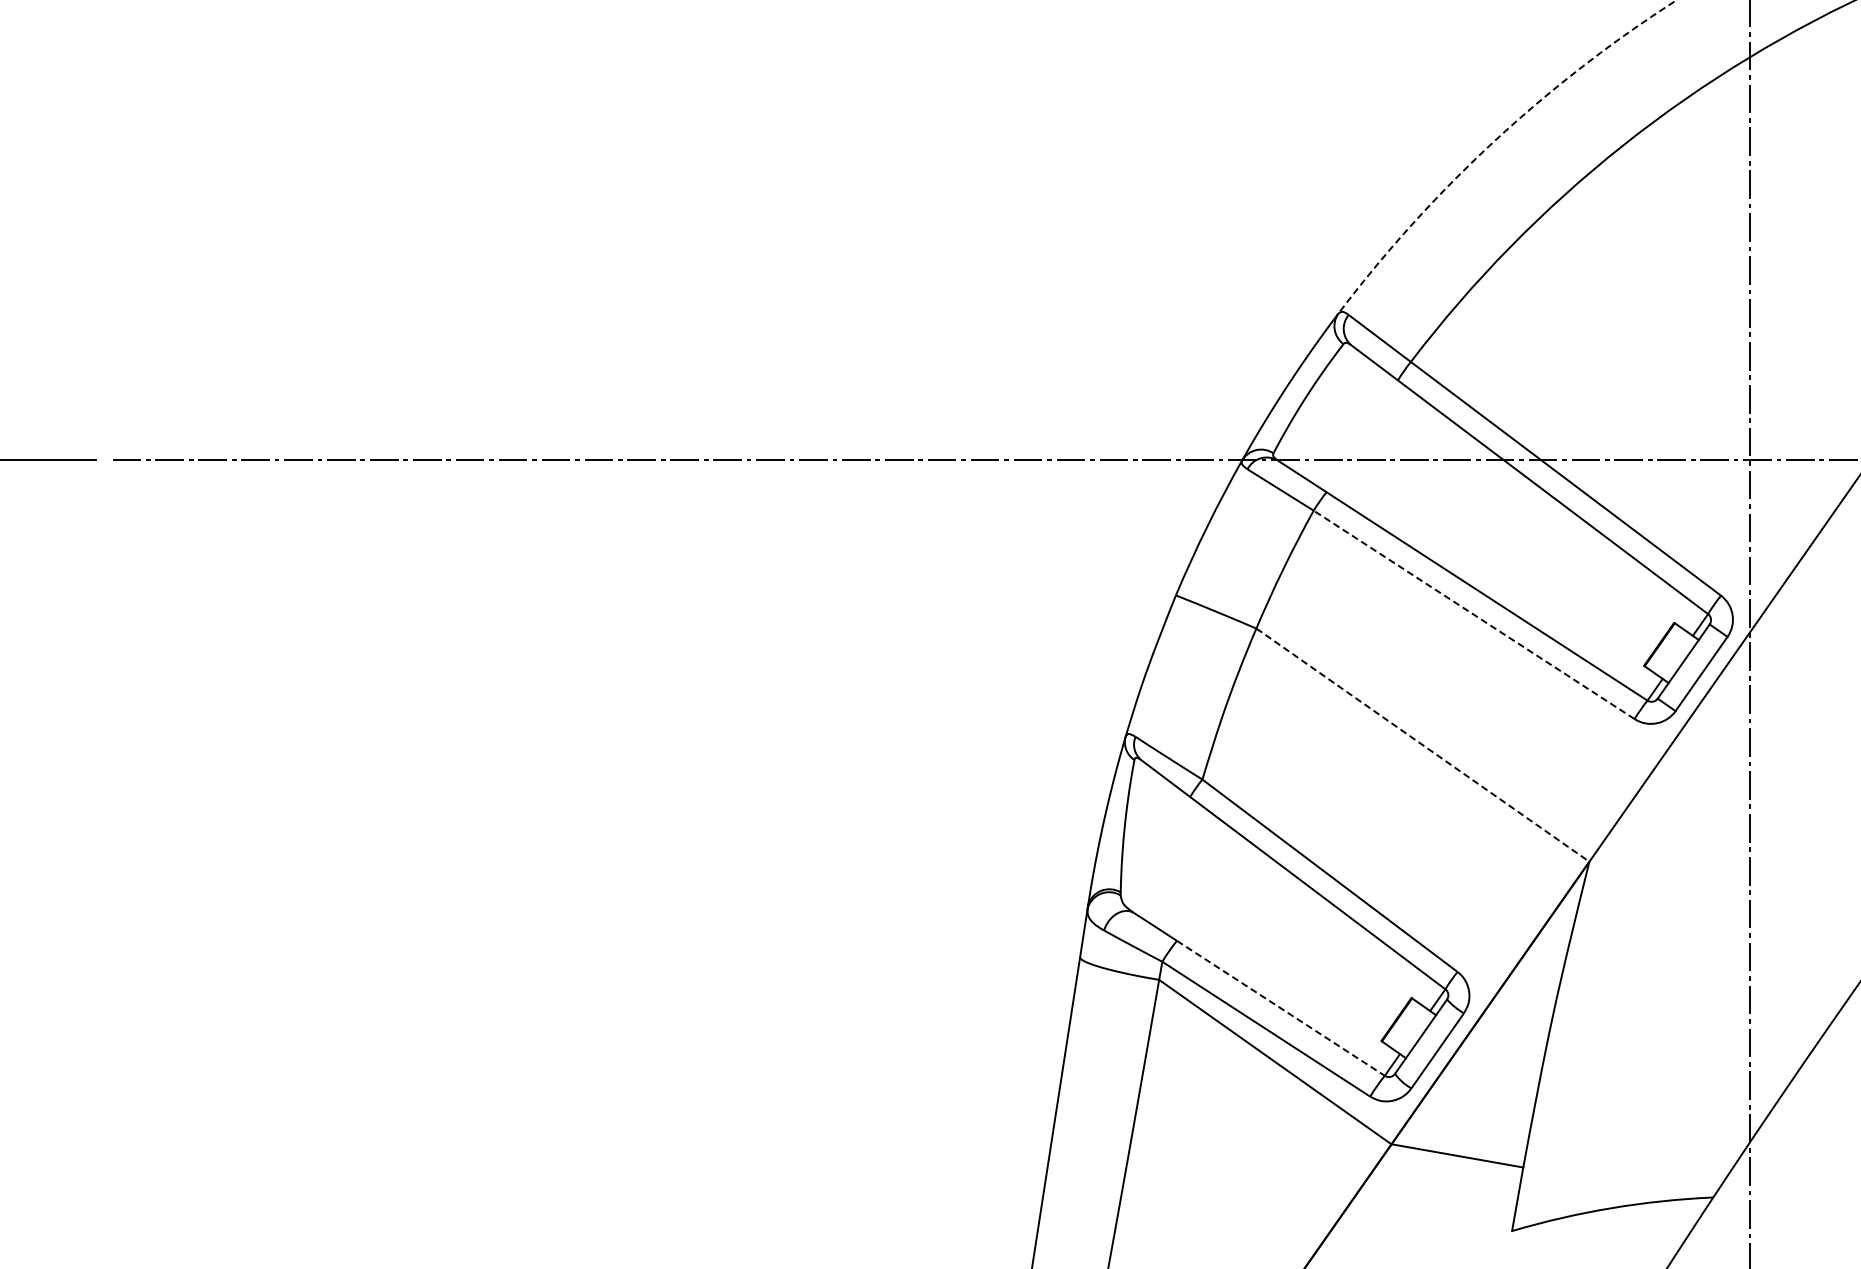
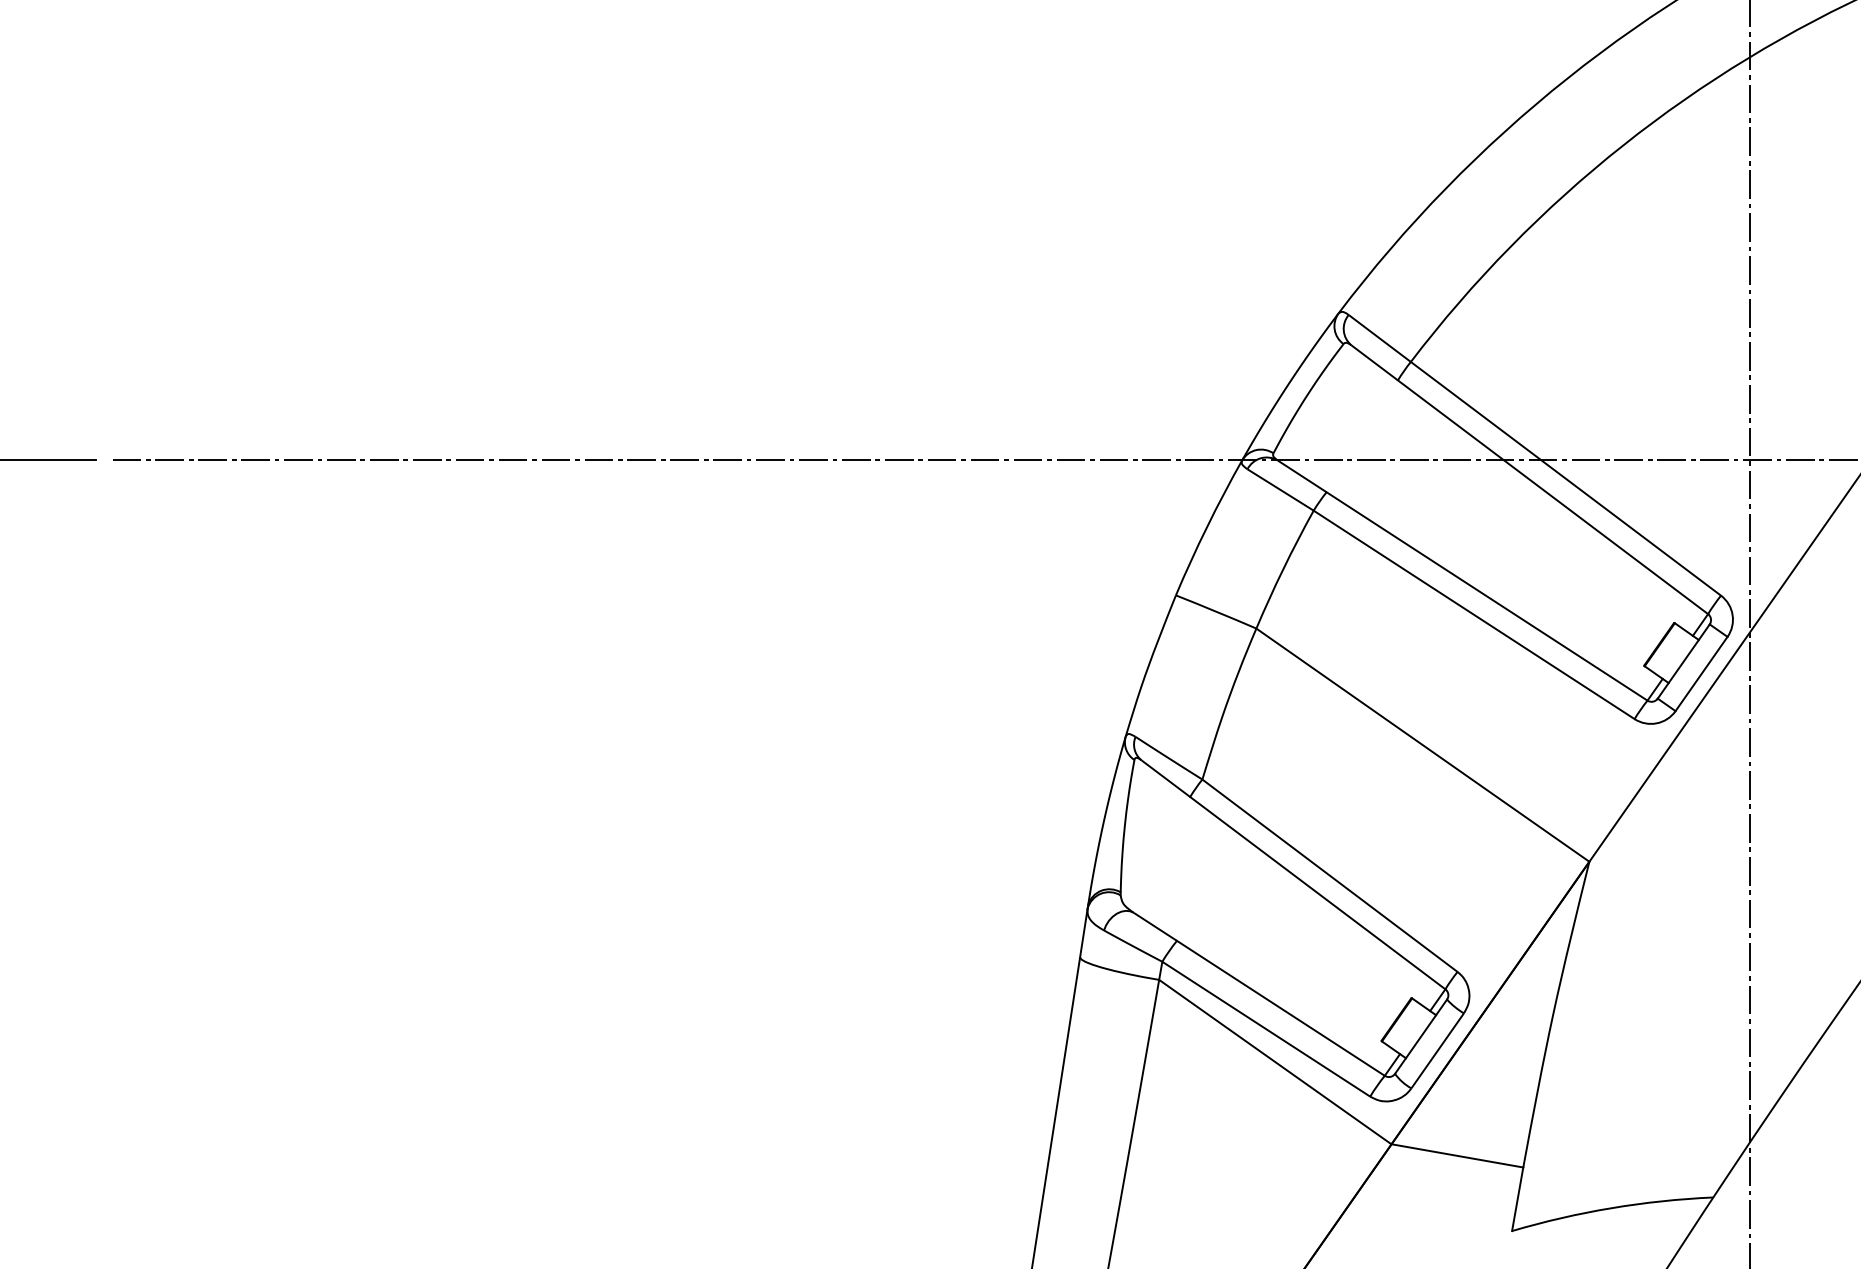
arc: dashed -> solid (1494, 141)
line: dashed -> solid (1473, 614)
line: dashed -> solid (1423, 745)
line: dashed -> solid (1280, 1008)
